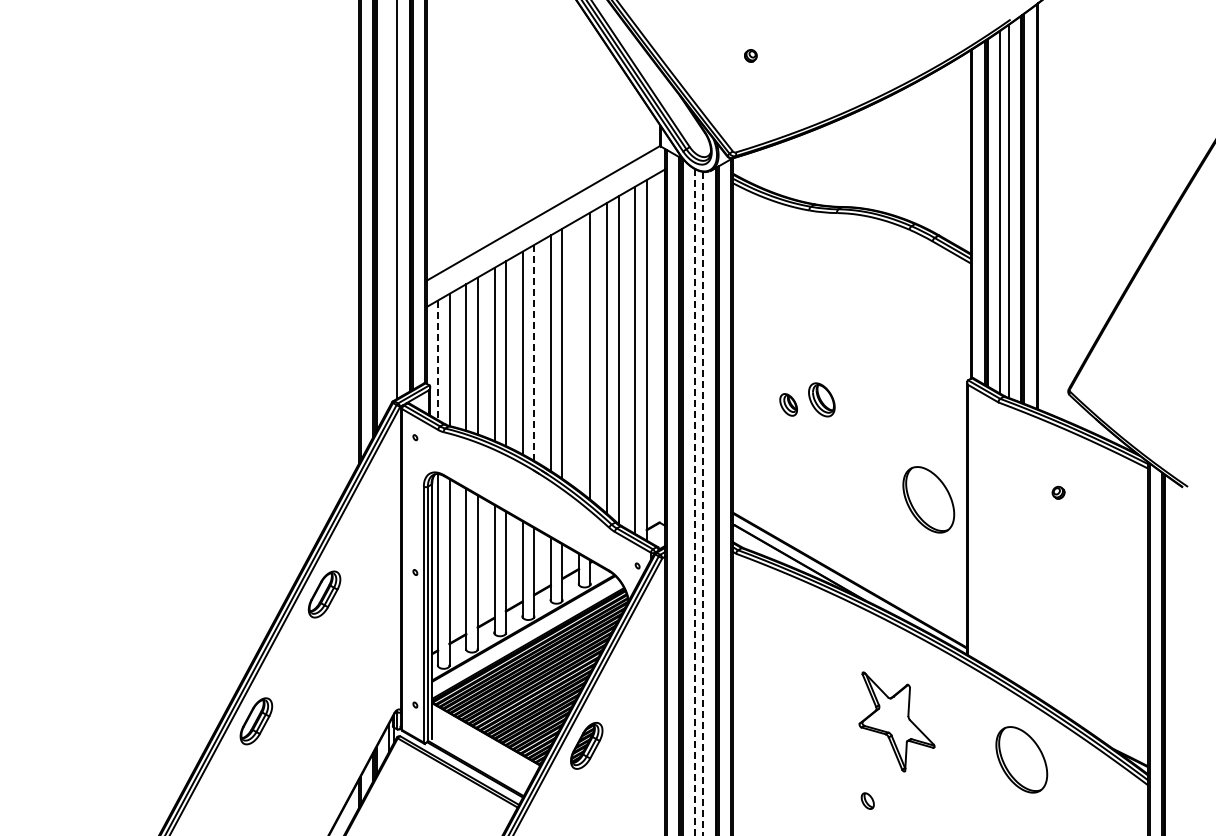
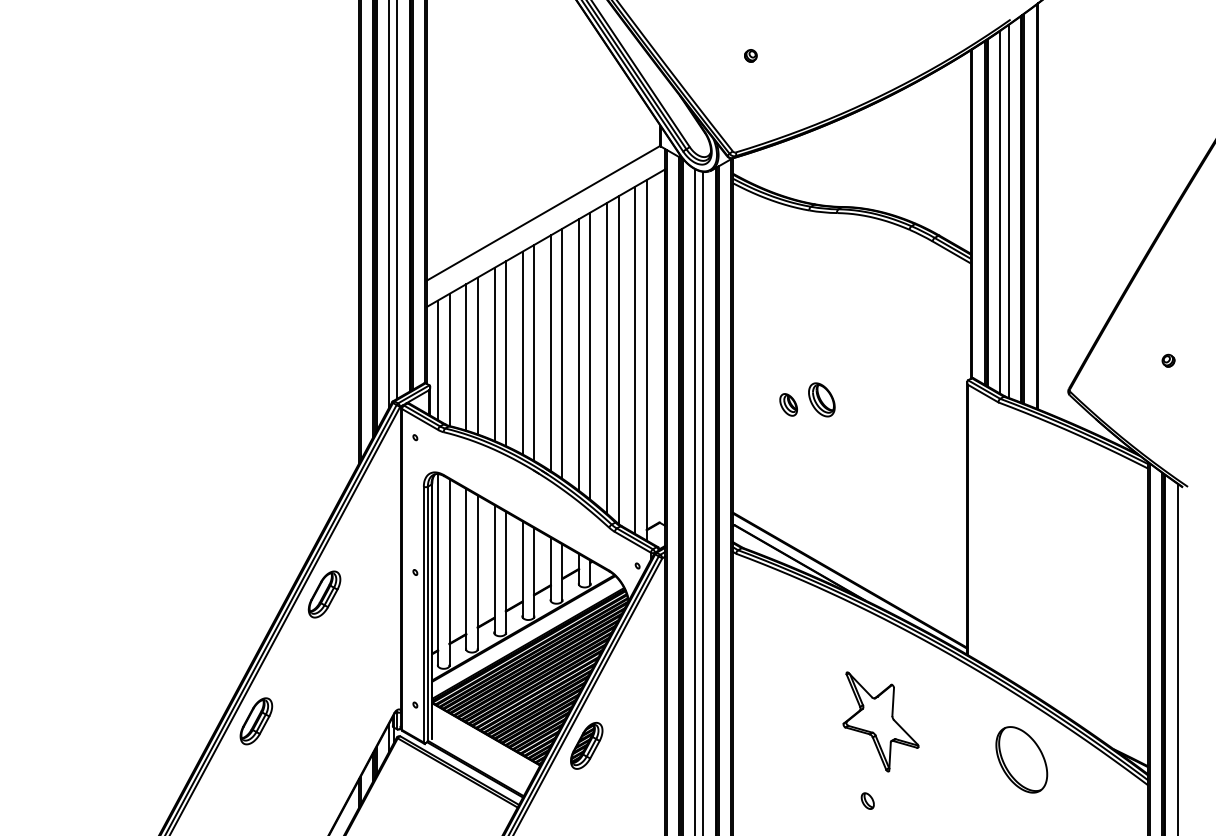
line: none -> present (389, 204)
line: dashed -> solid (534, 352)
line: none -> present (579, 354)
line: dashed -> solid (438, 360)
part position: (1058, 492) -> (1168, 360) (1168, 360)
part: present -> none (928, 499)
line: dashed -> solid (695, 502)
line: dashed -> solid (703, 503)
line: none -> present (1177, 658)
part position: (896, 721) -> (880, 721) (880, 721)
